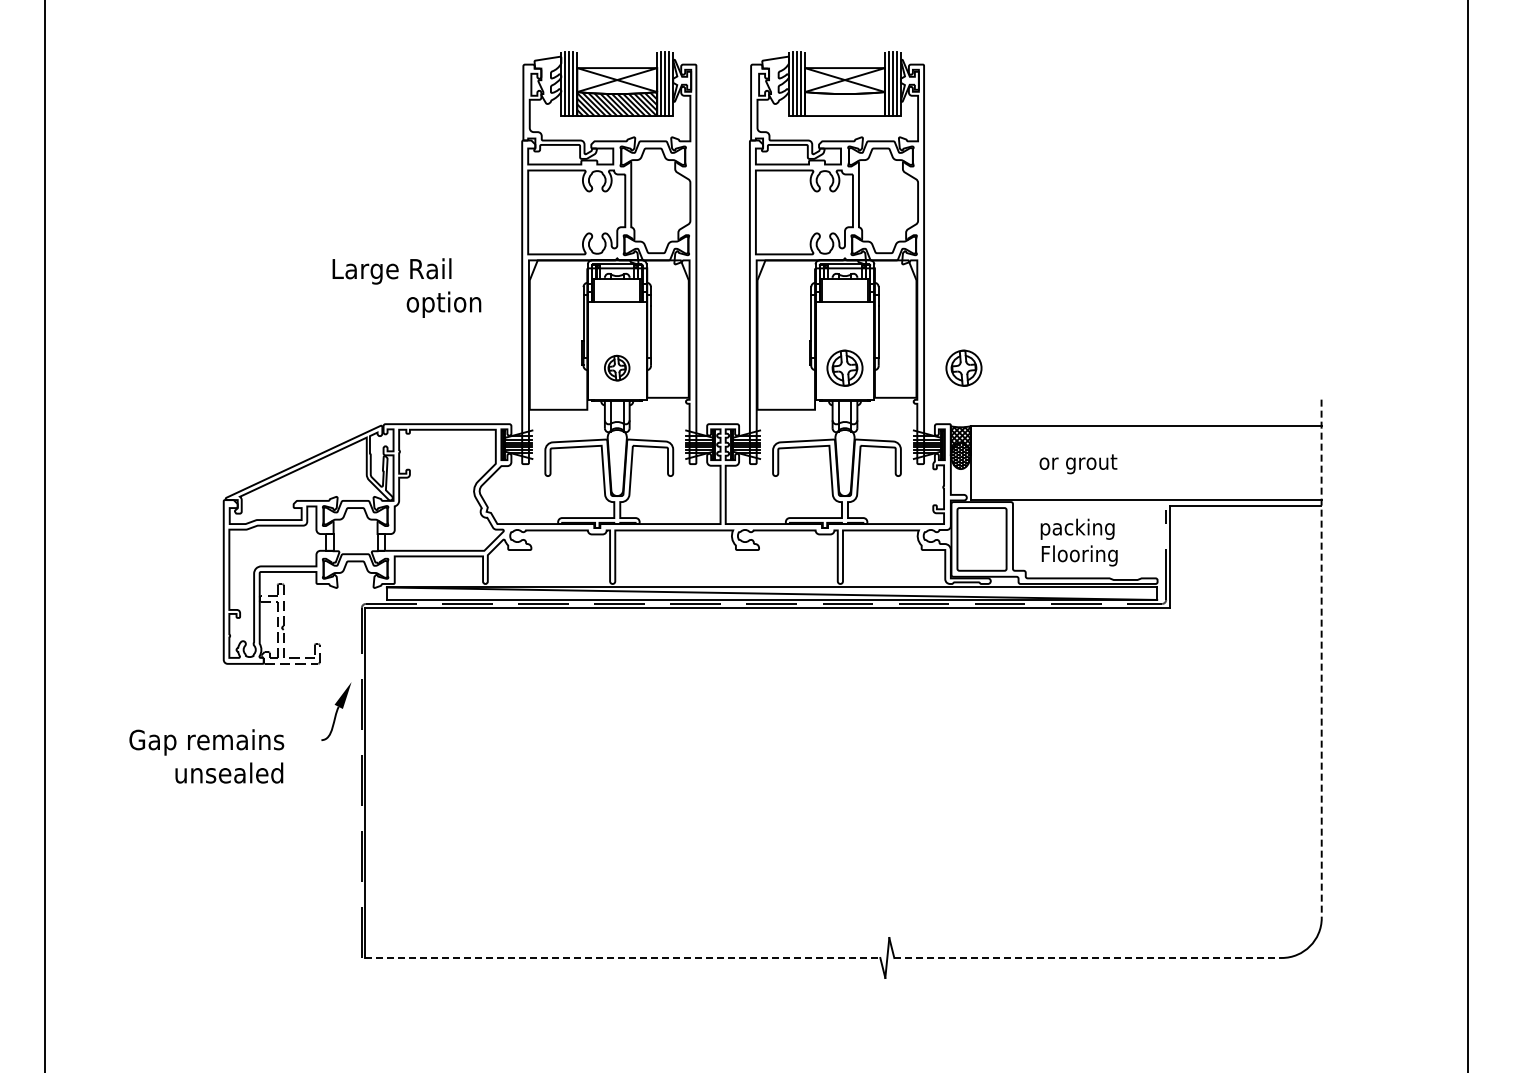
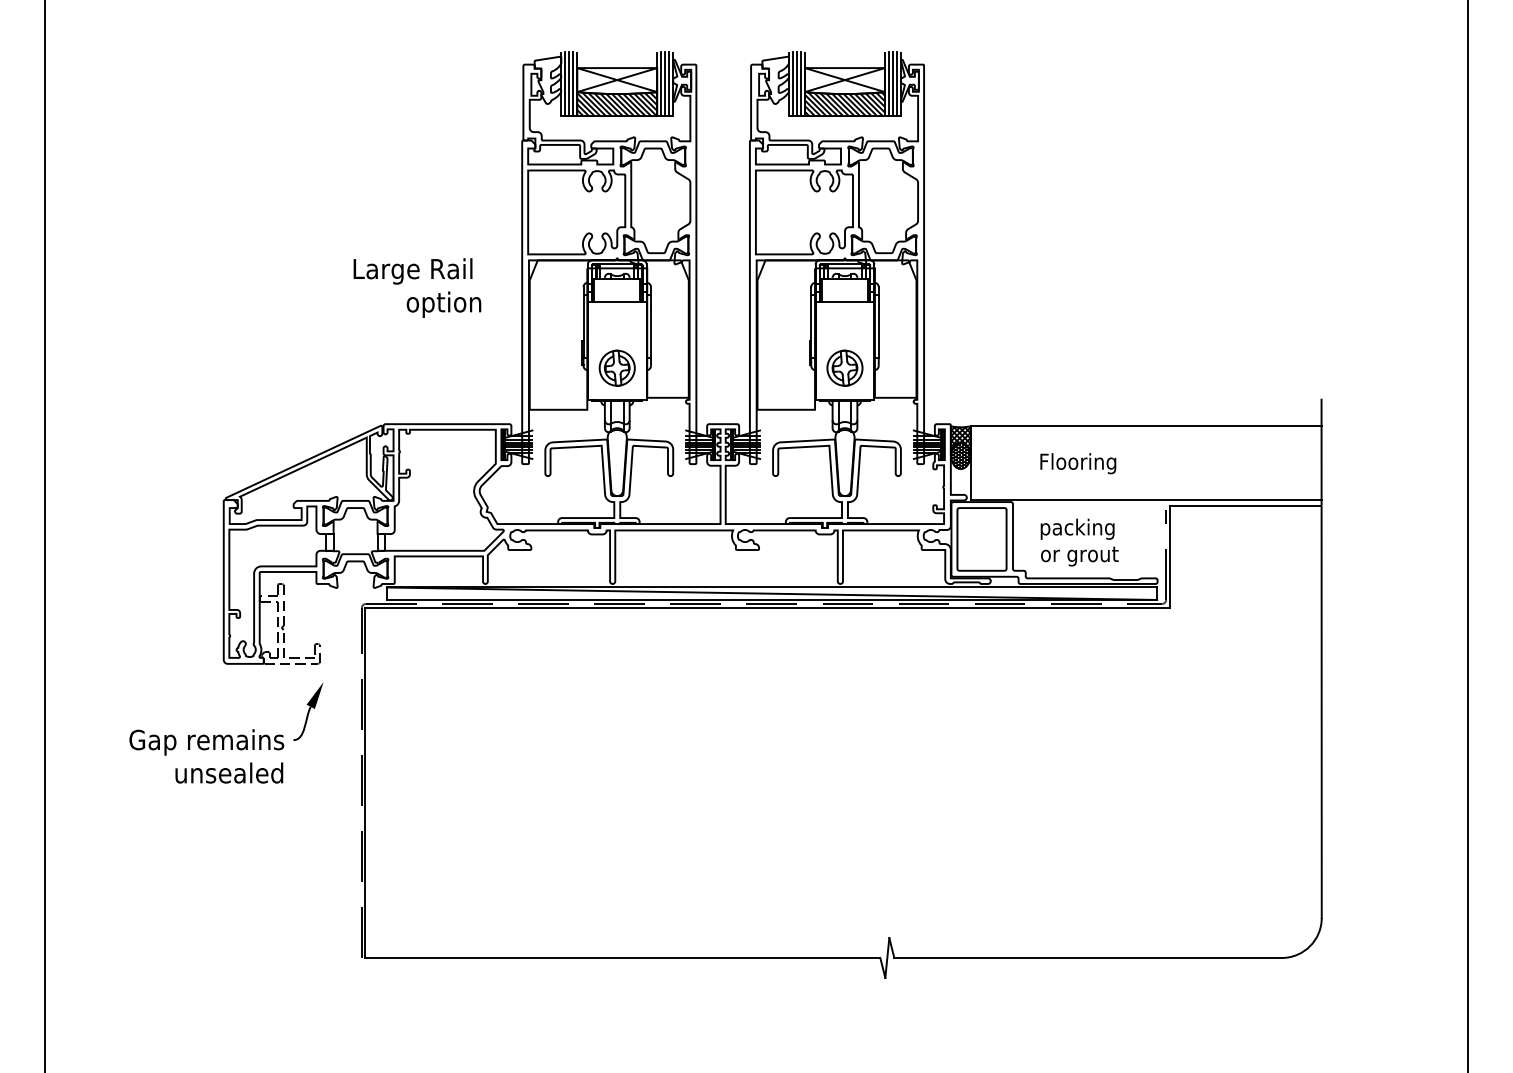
hatch: none -> present (844, 104)
text position: (391, 271) -> (412, 271) (412, 271)
part size: 27x28 px -> 38x38 px (616, 367)
part: present -> none (963, 367)
text: or grout -> Flooring (1078, 463)
text: Flooring -> or grout (1079, 555)
line: dashed -> solid (1321, 659)
part position: (336, 711) -> (308, 711) (308, 711)
line: dashed -> solid (622, 957)
line: dashed -> solid (1088, 957)
